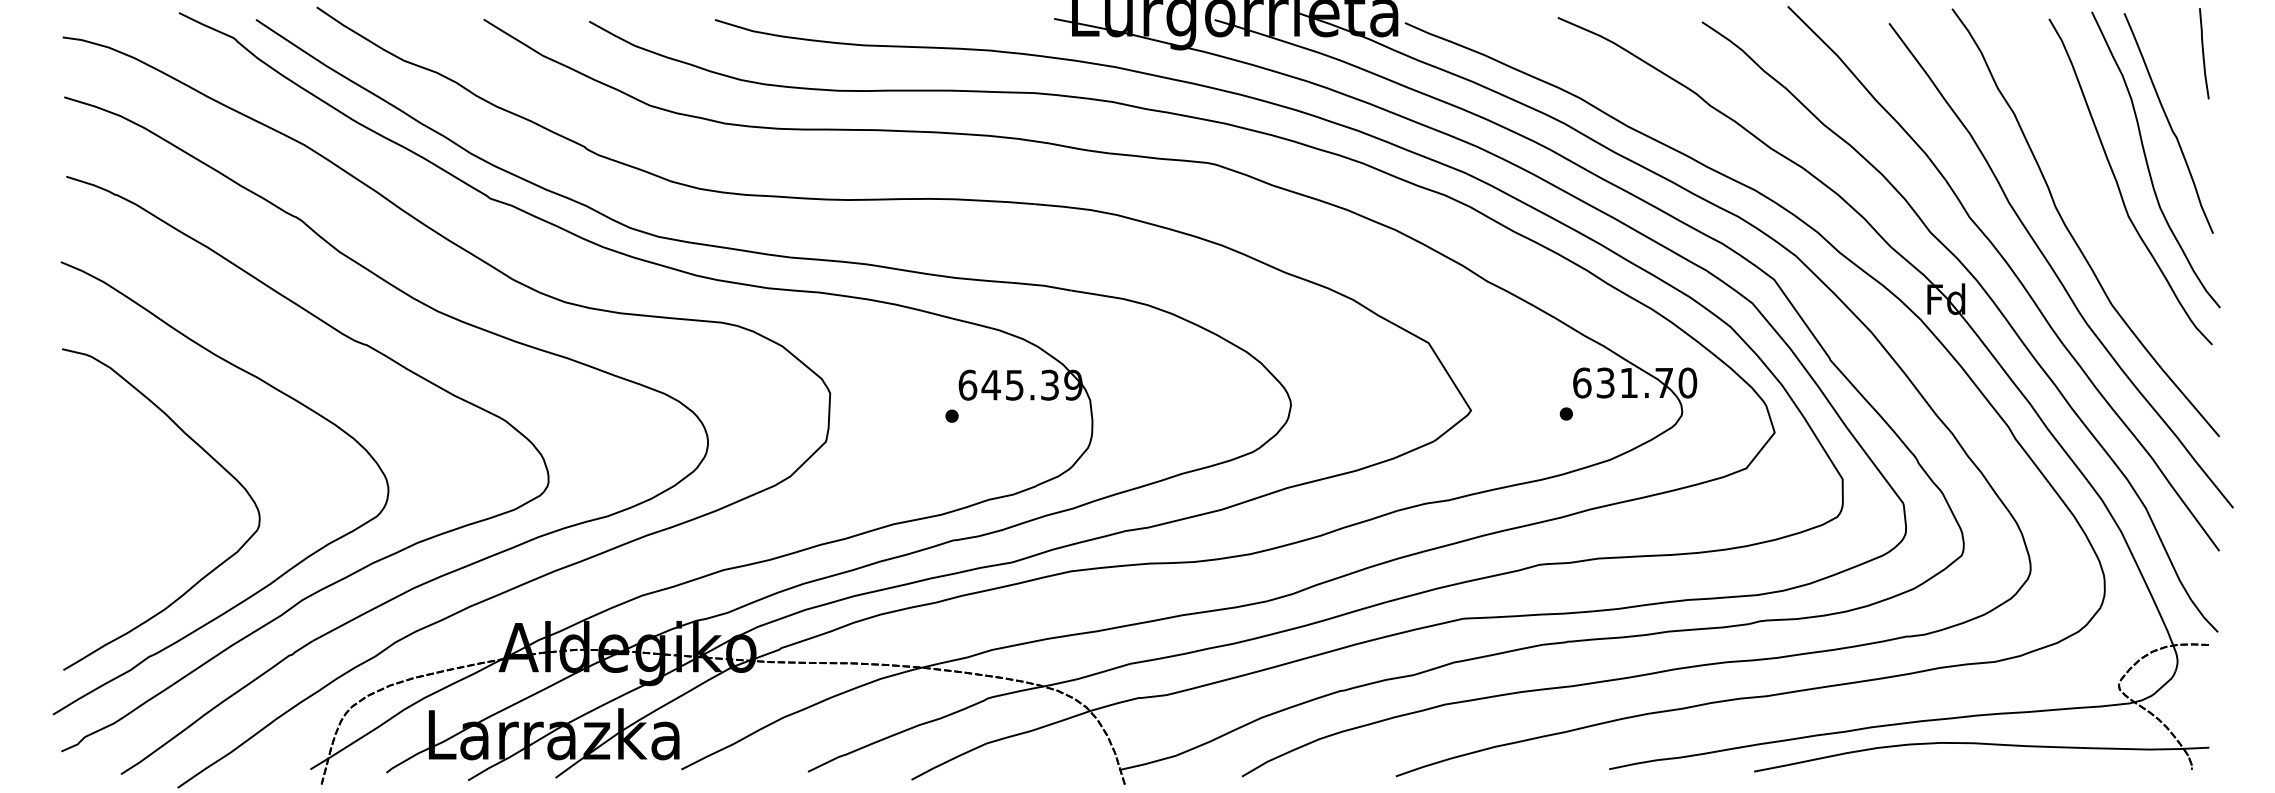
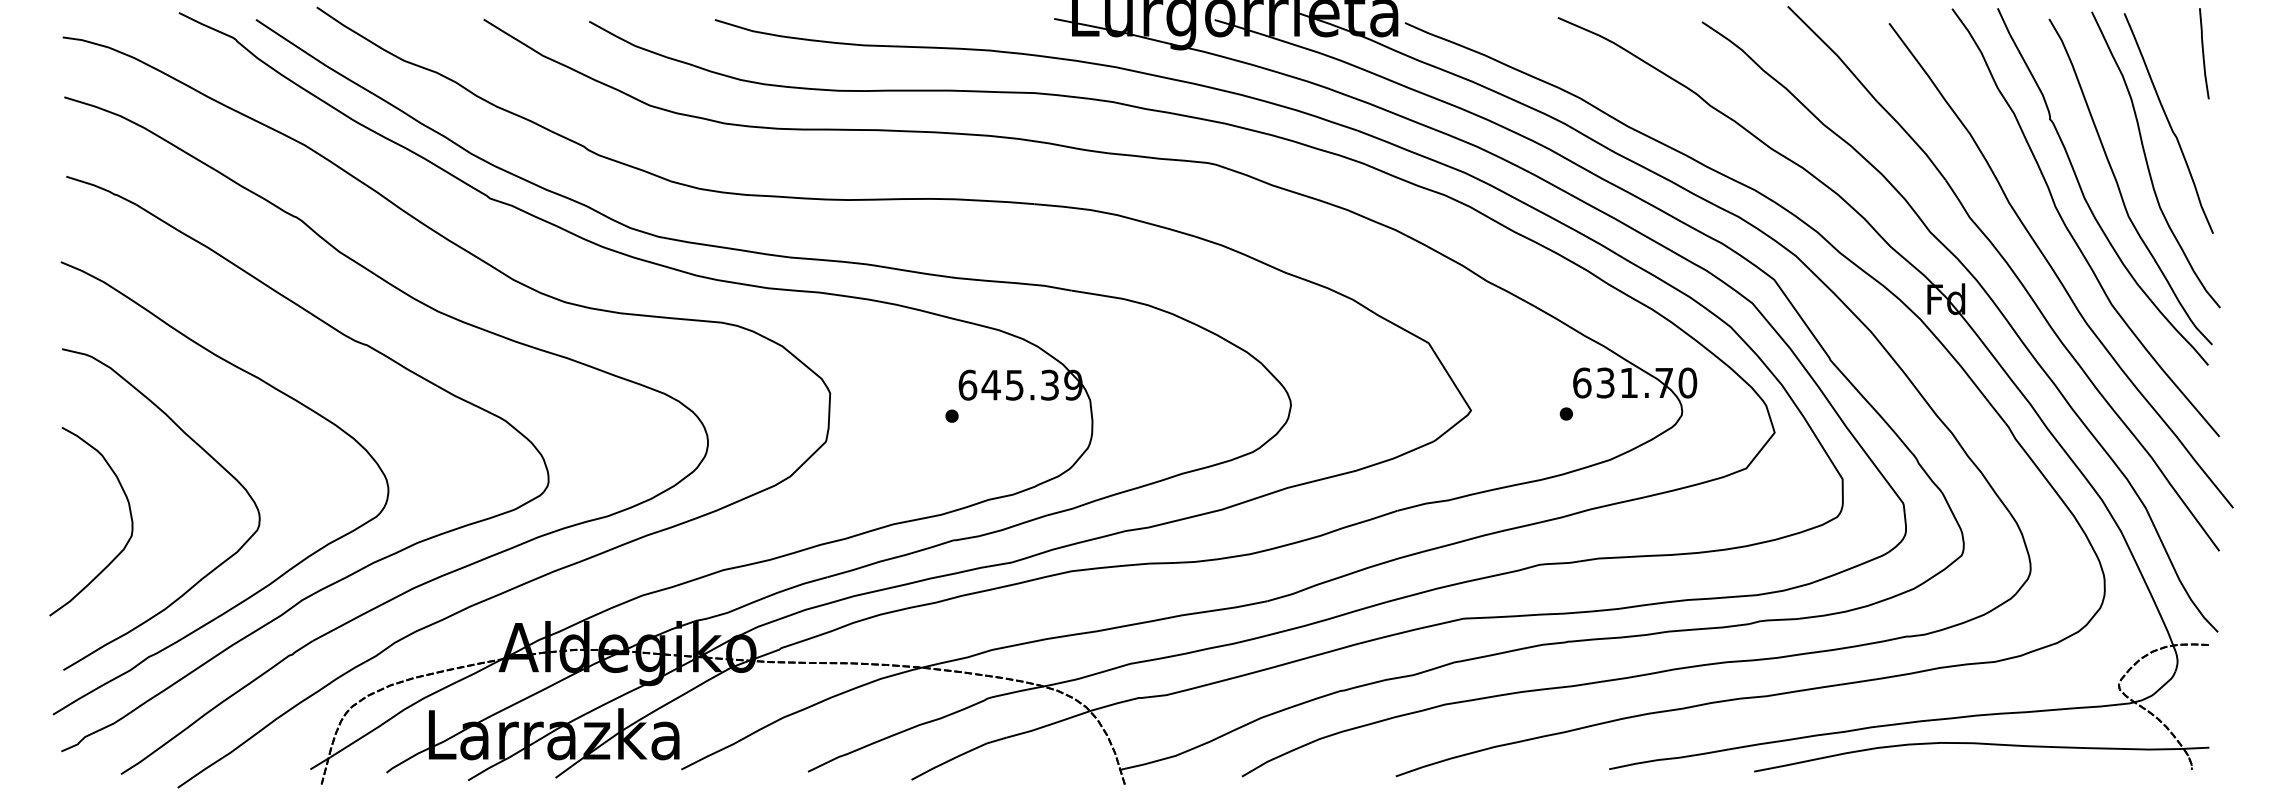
curve: none -> present (2084, 194)
curve: none -> present (129, 512)
